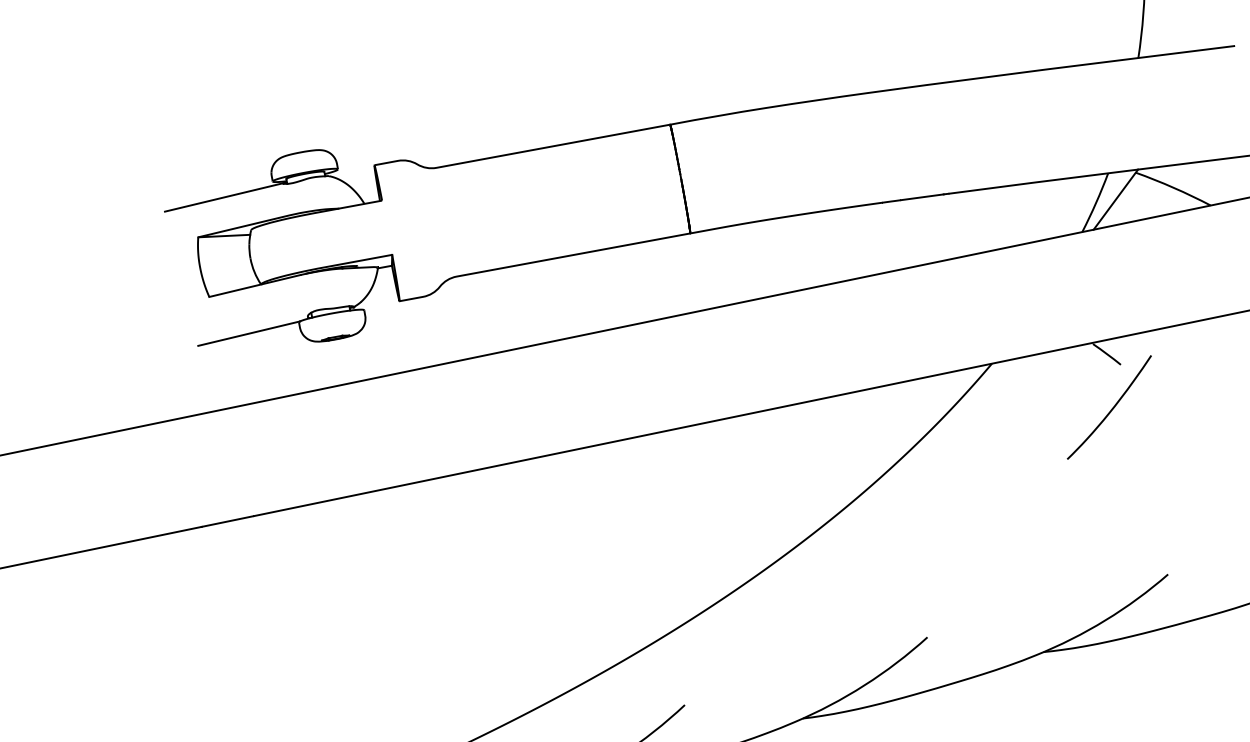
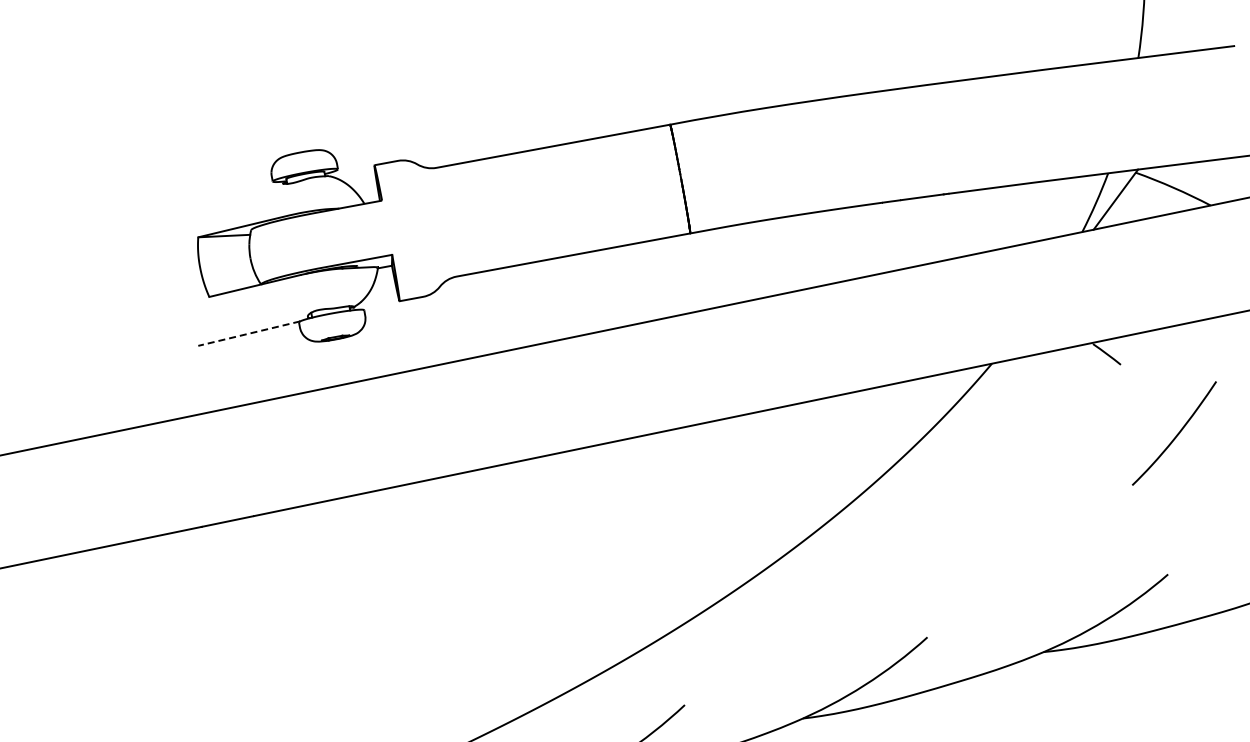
line: present -> none (223, 197)
line: solid -> dashed (248, 333)
curve position: (1111, 408) -> (1176, 434) (1176, 434)
